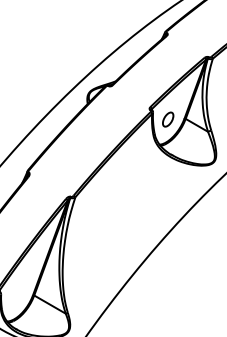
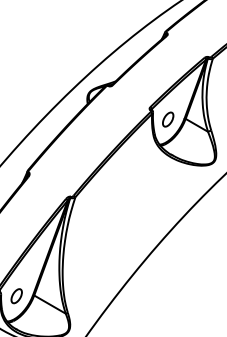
part: none -> present (16, 296)
